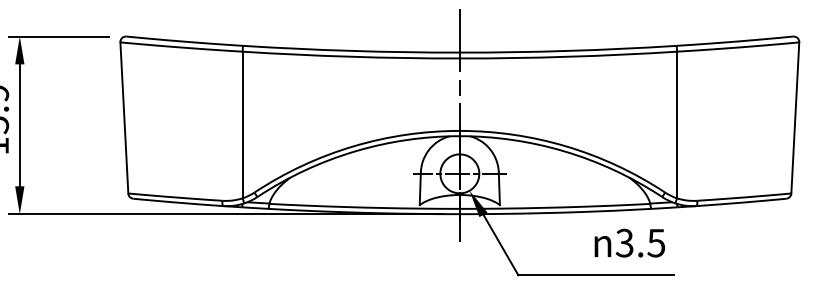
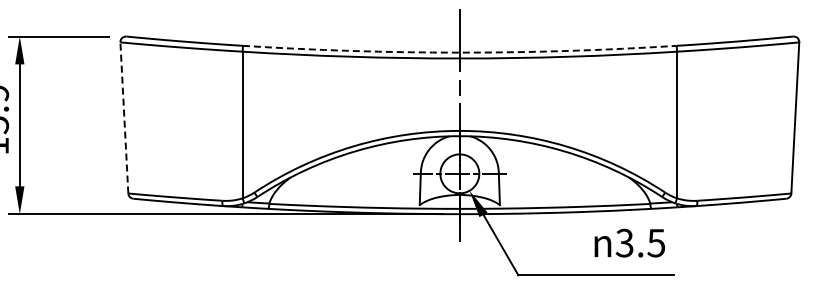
arc: solid -> dashed (459, 52)
line: solid -> dashed (124, 117)
